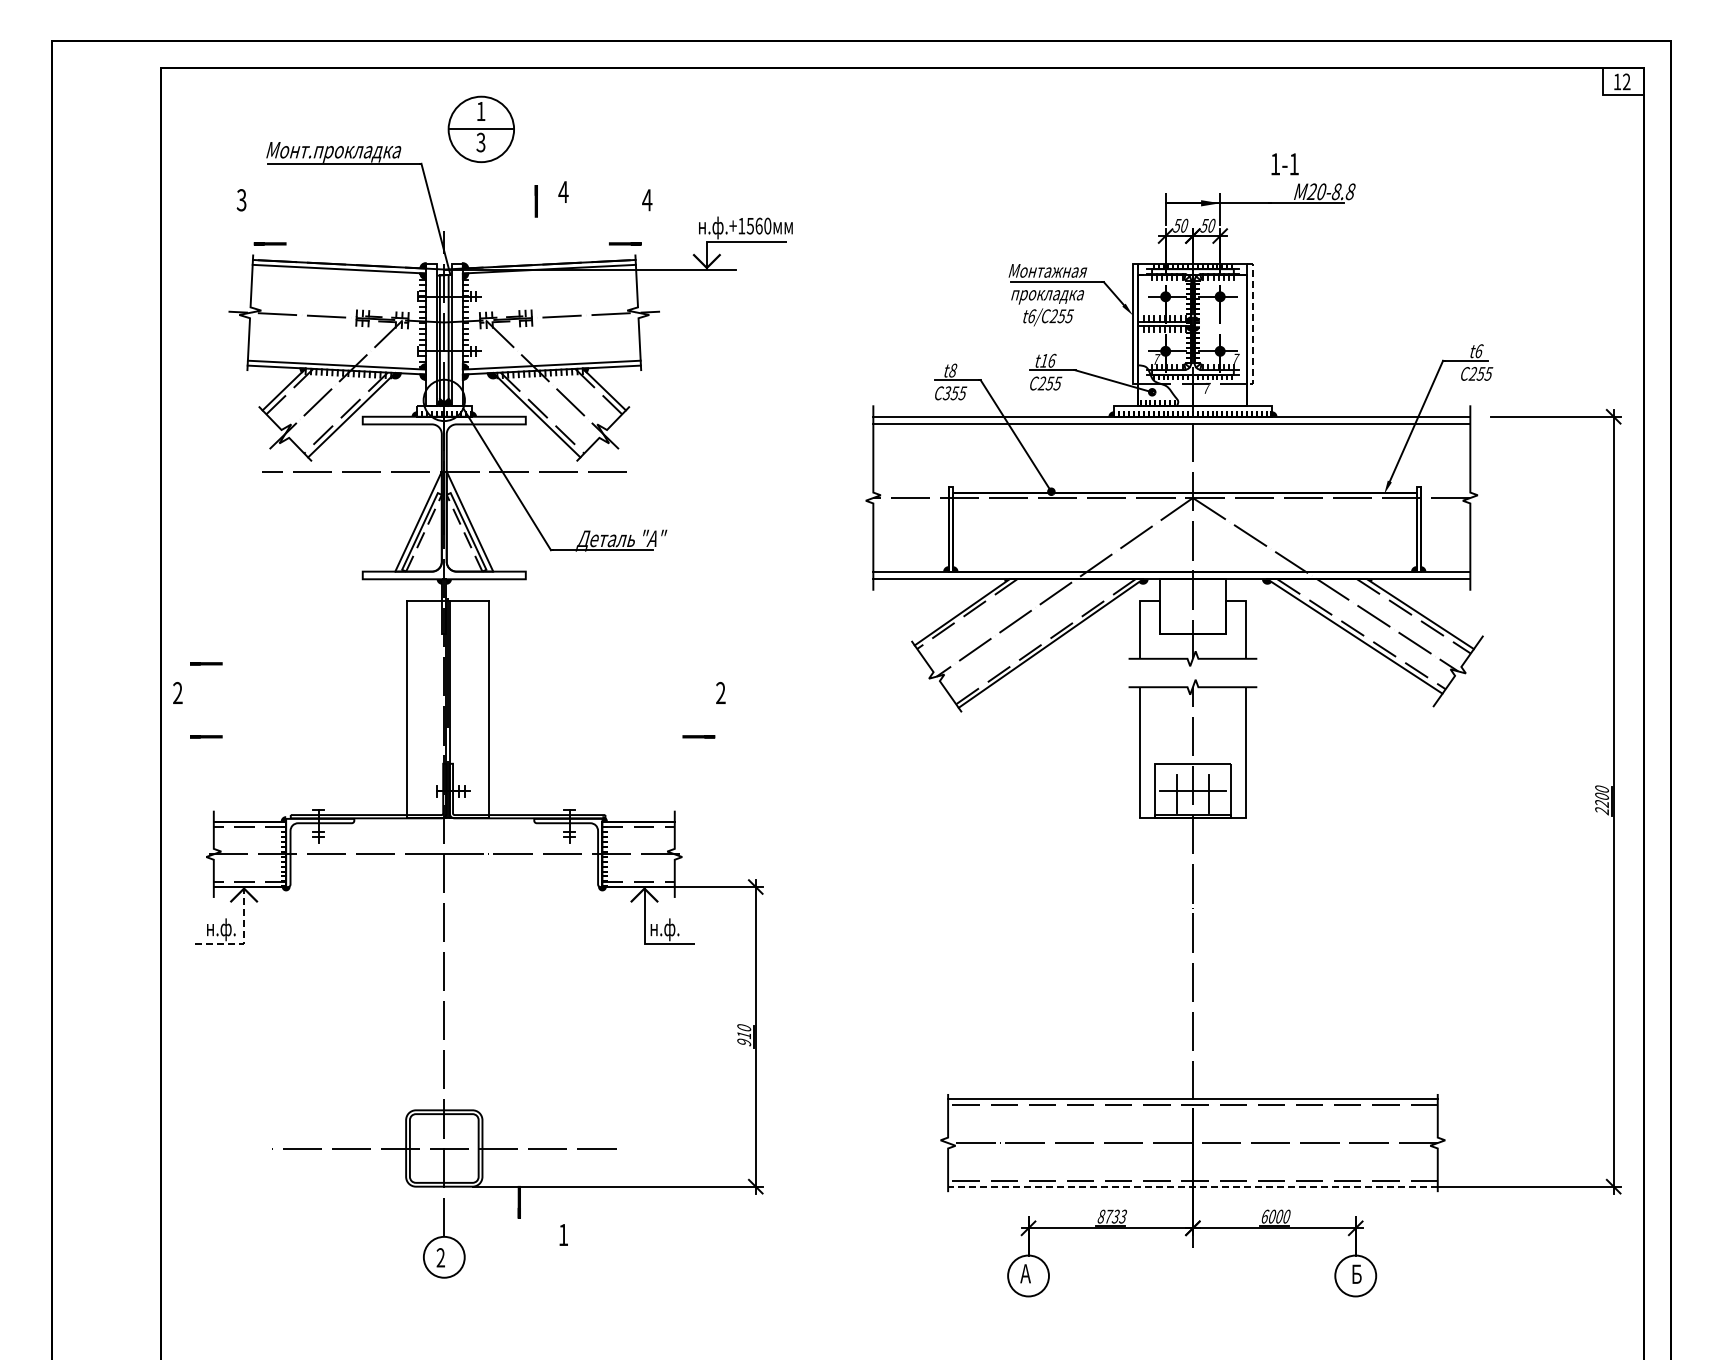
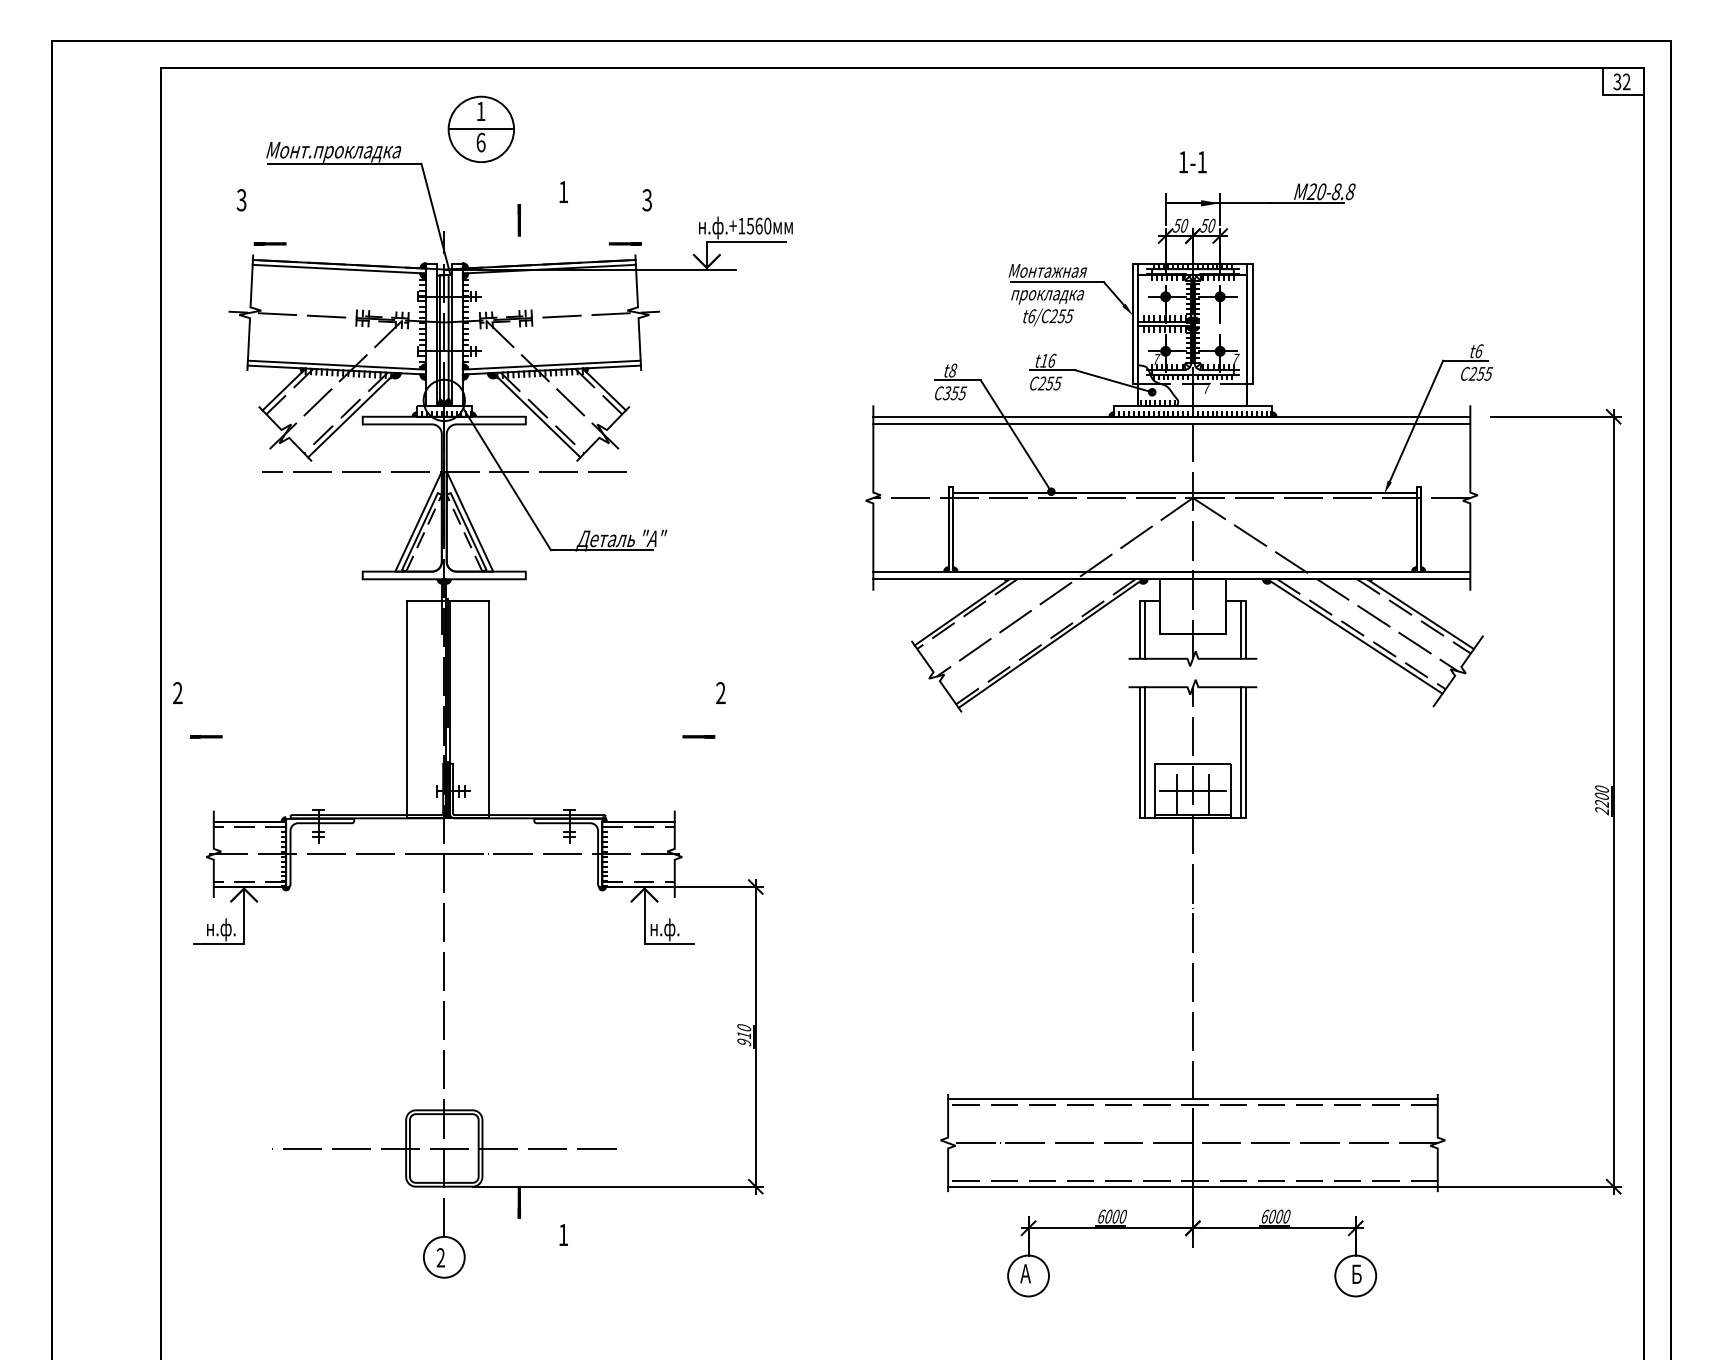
text: 12 -> 32 (1617, 81)
text: 3 -> 6 (480, 142)
text position: (1284, 164) -> (1192, 162) (1192, 162)
text: 4 -> 1 (563, 191)
text: 4 -> 3 (647, 200)
line position: (535, 201) -> (518, 220) (518, 220)
line: dashed -> solid (1252, 324)
line: none -> present (1144, 629)
line: none -> present (1240, 629)
line: present -> none (206, 663)
line: none -> present (1144, 752)
line: none -> present (1240, 752)
line: dashed -> solid (244, 941)
line: dashed -> solid (1192, 1186)
text: 8733 -> 6000 (1111, 1216)
